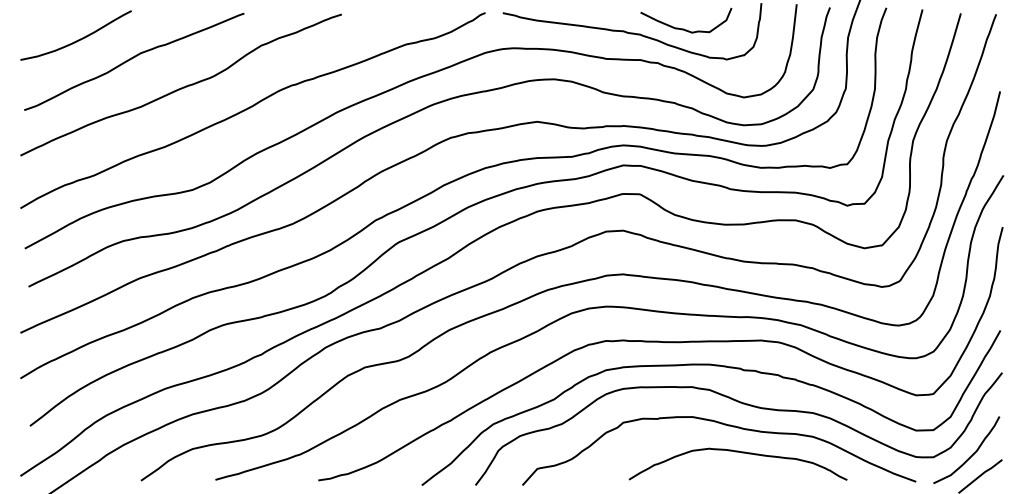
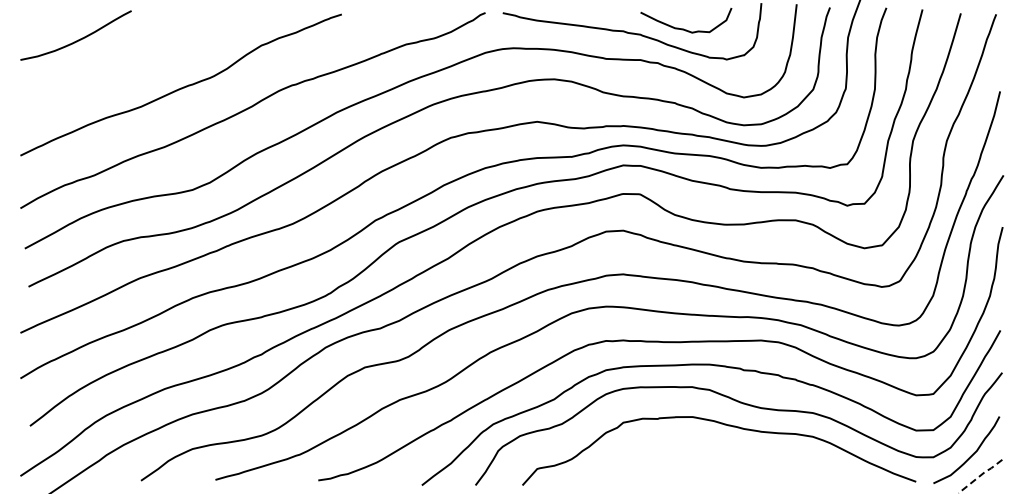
curve: present -> none (132, 59)
curve: present -> none (741, 453)
line: solid -> dashed (980, 475)
